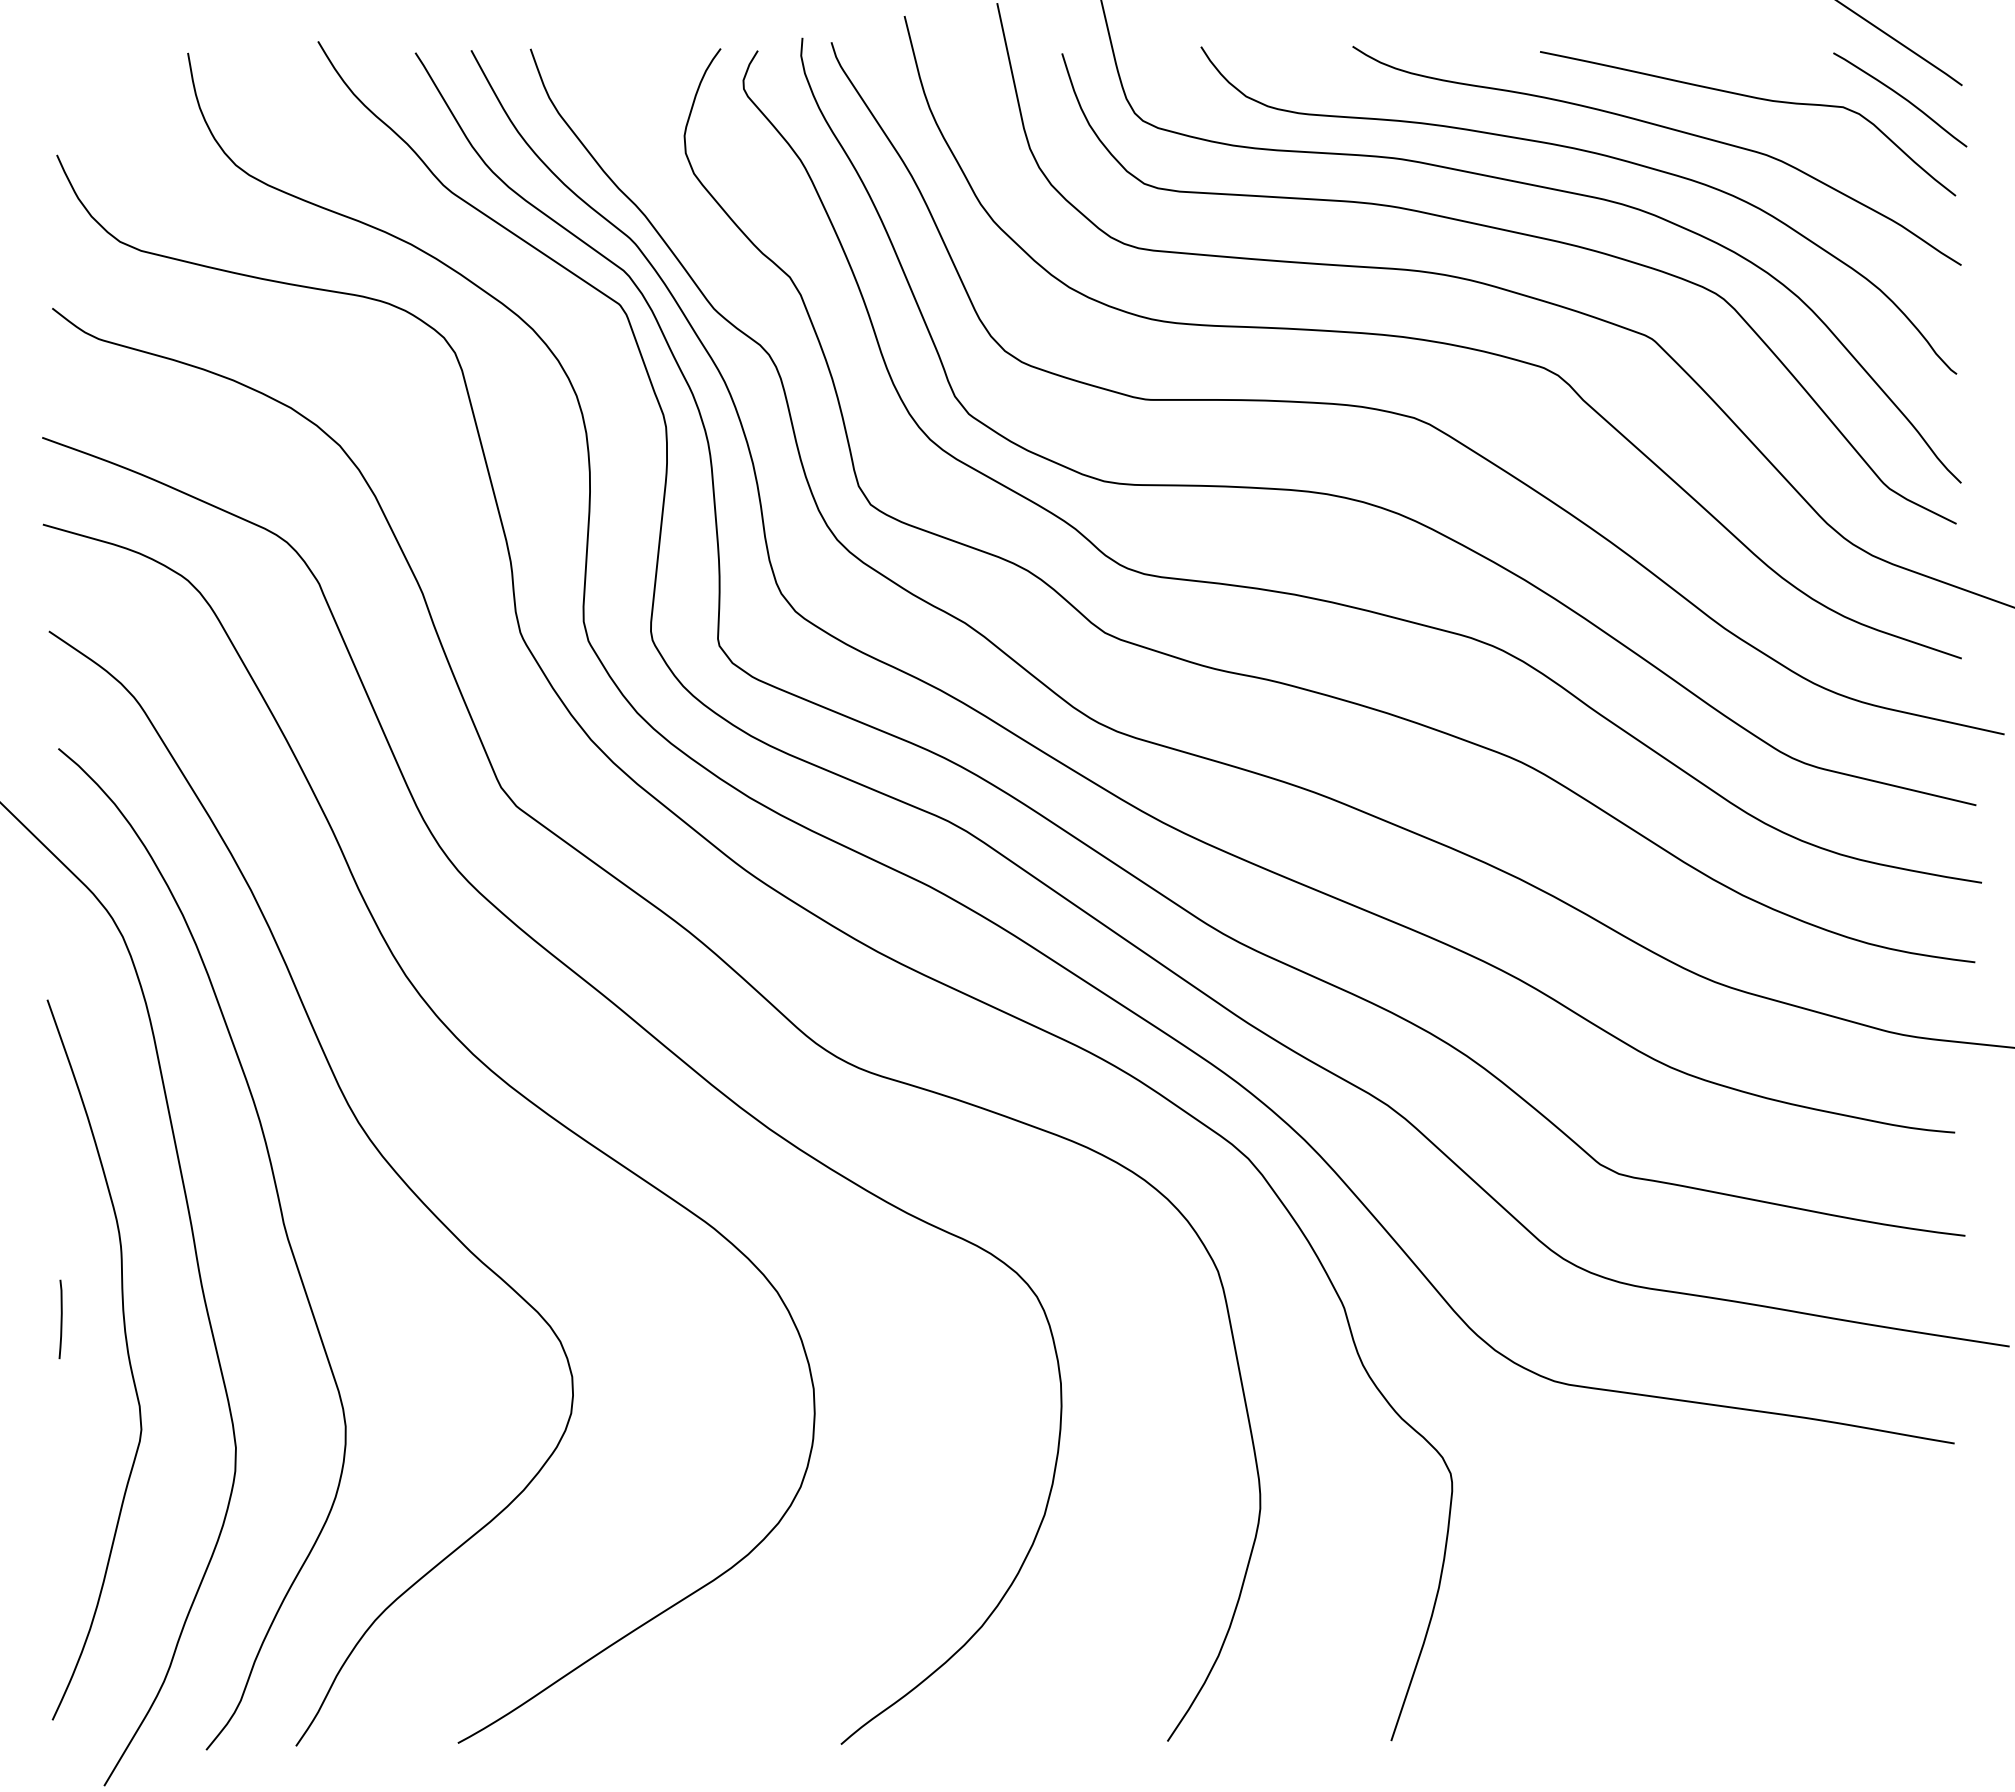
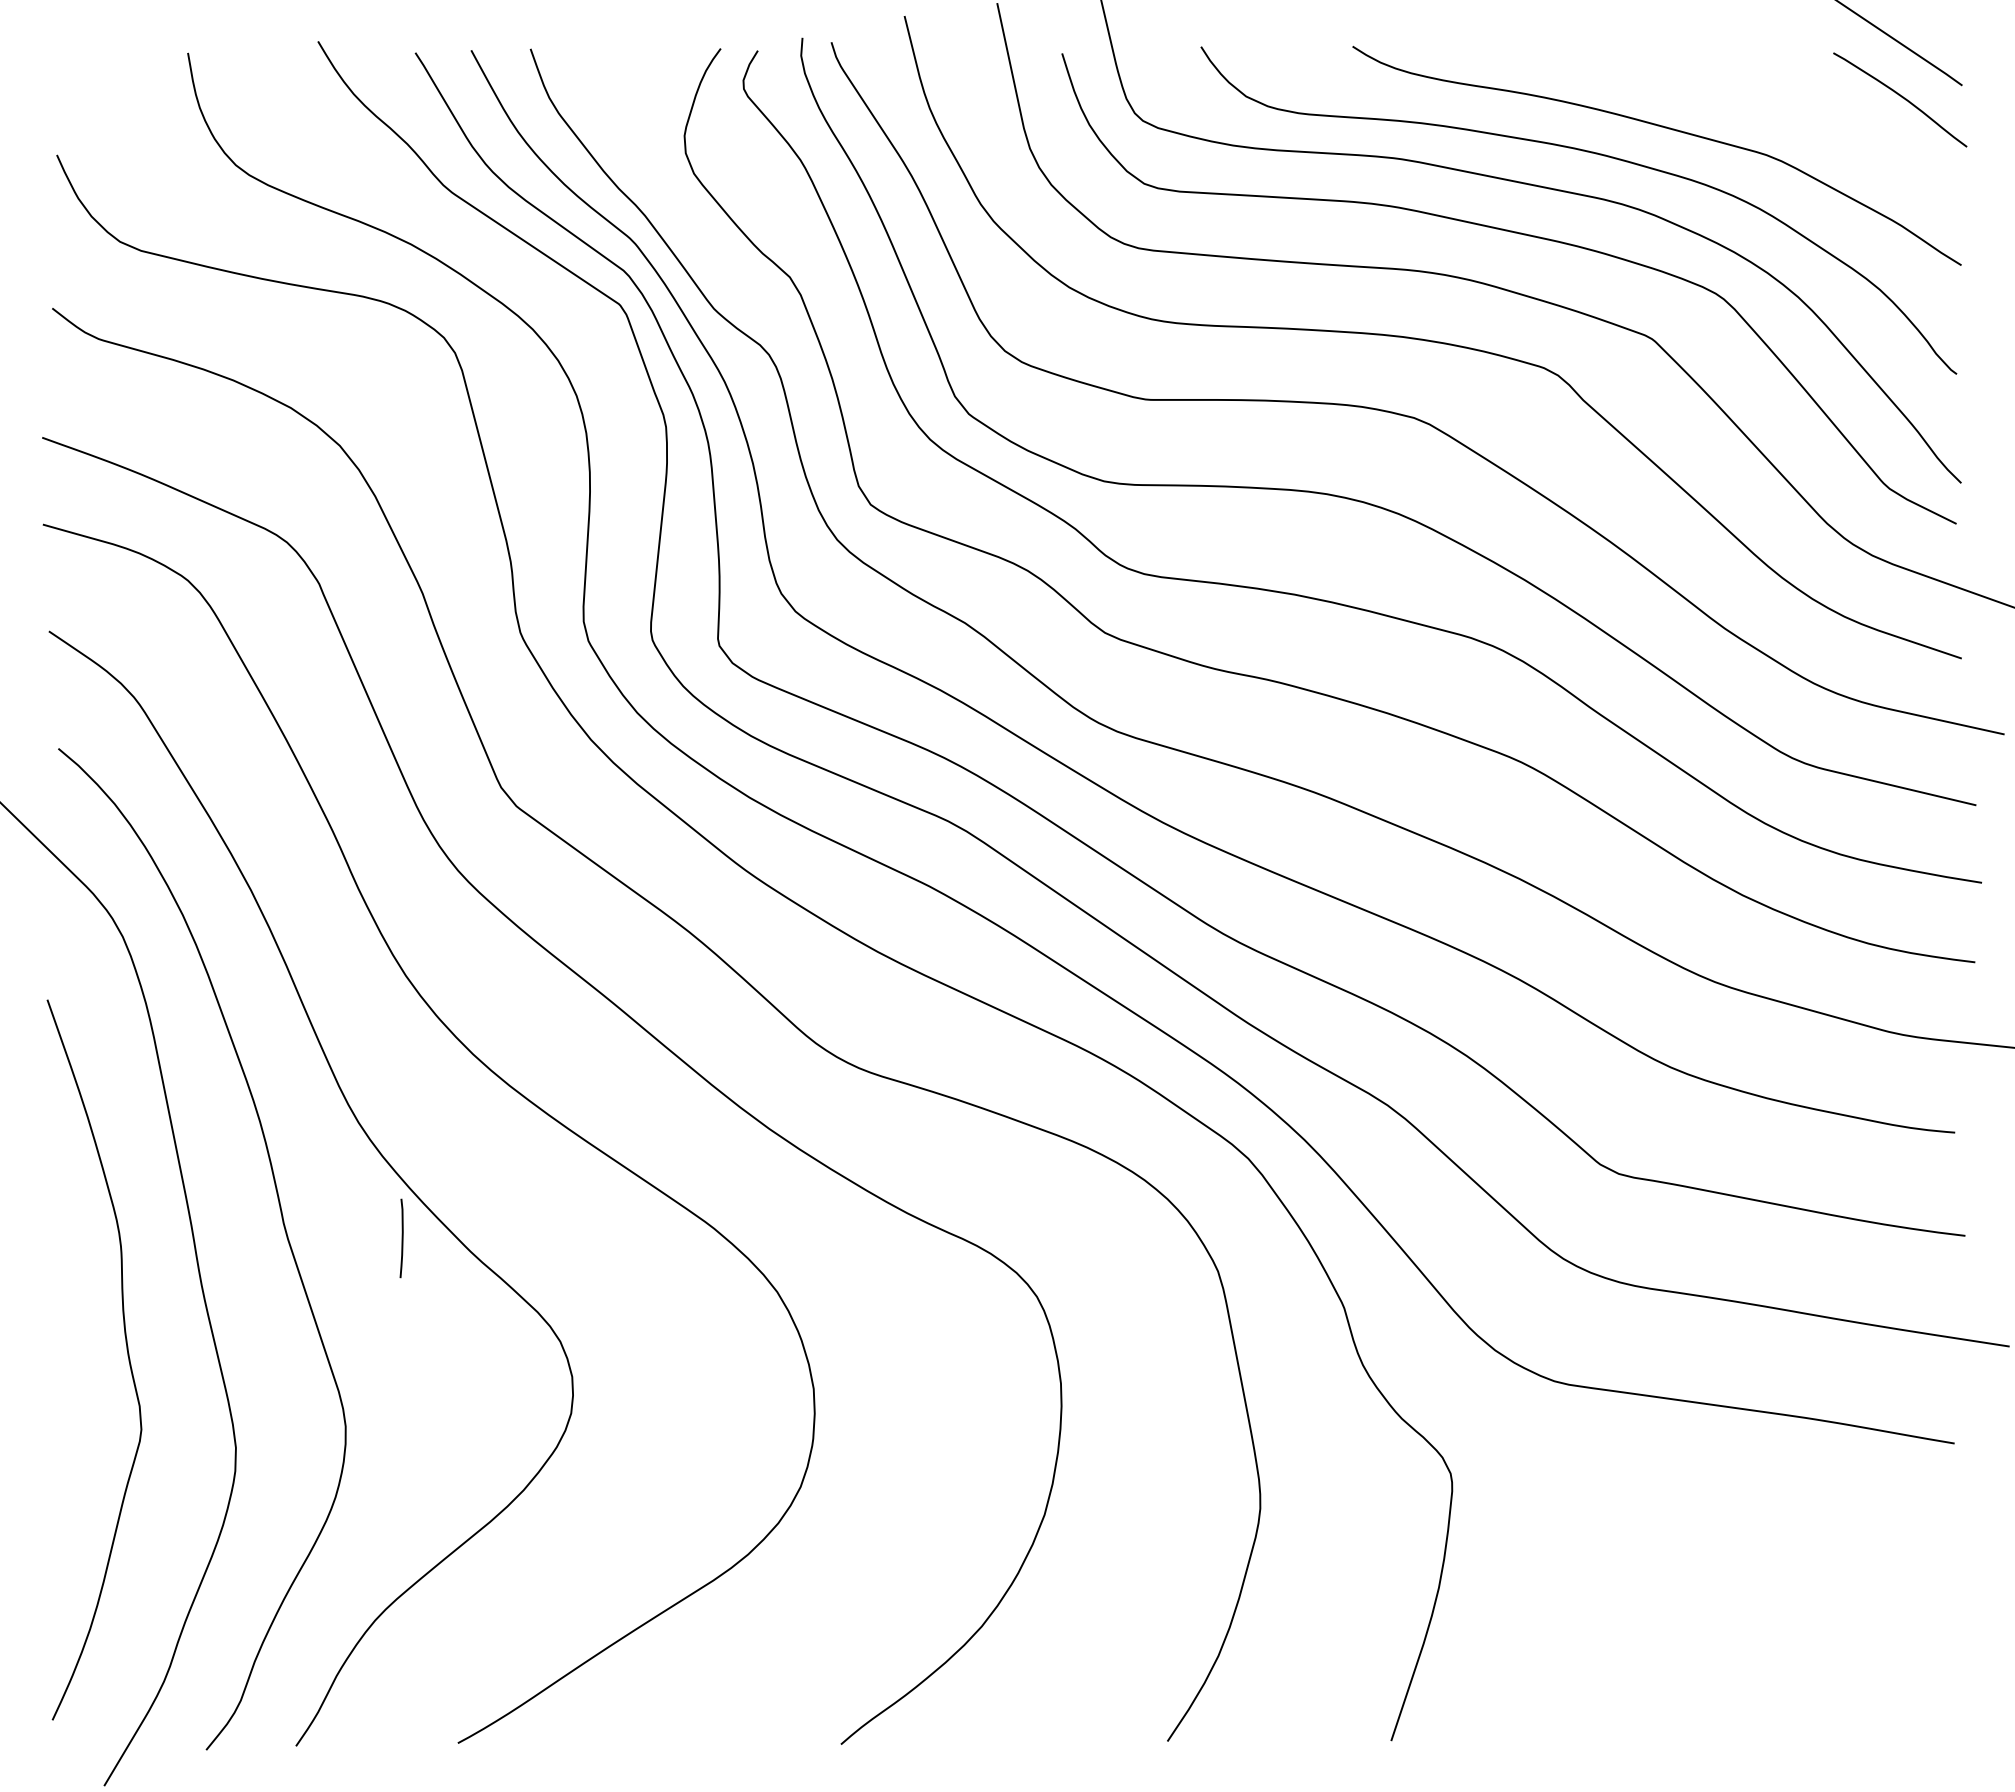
curve: present -> none (1752, 98)
curve position: (60, 1319) -> (401, 1238) (401, 1238)
